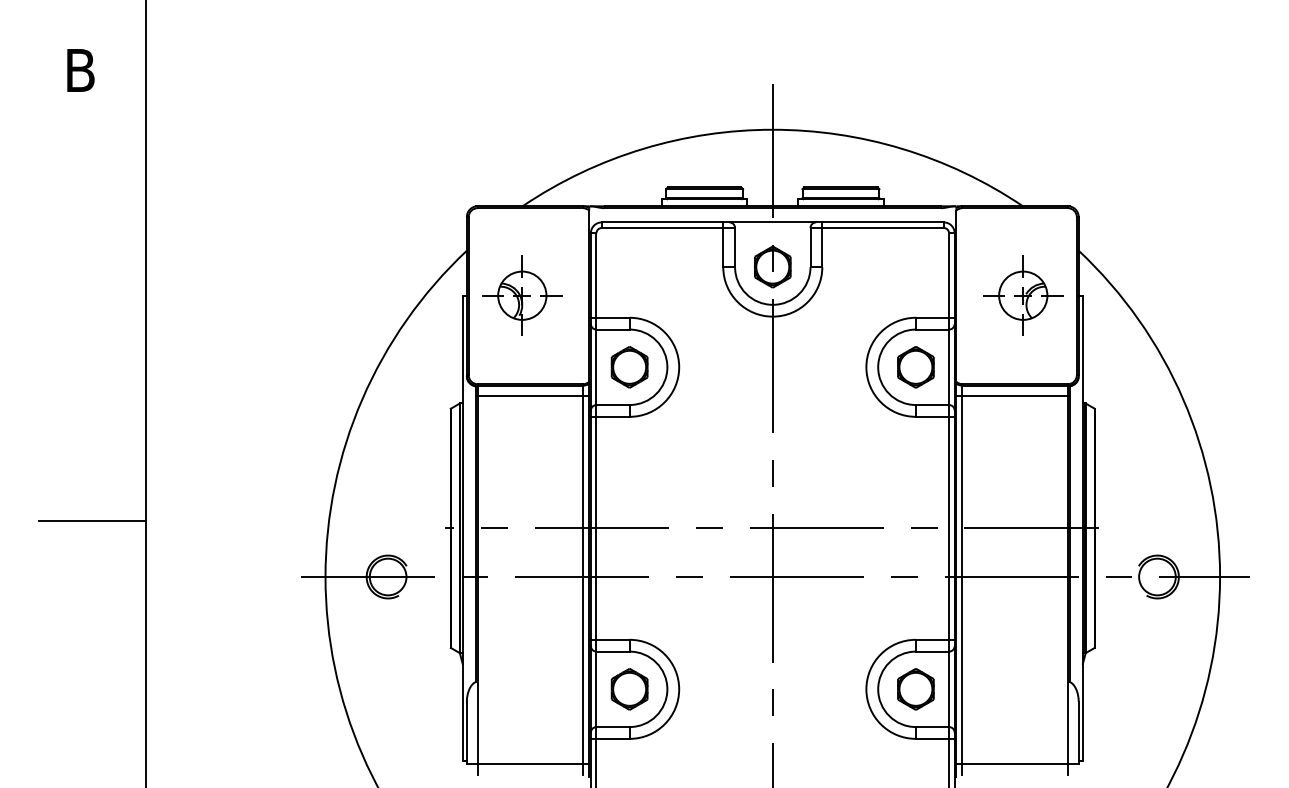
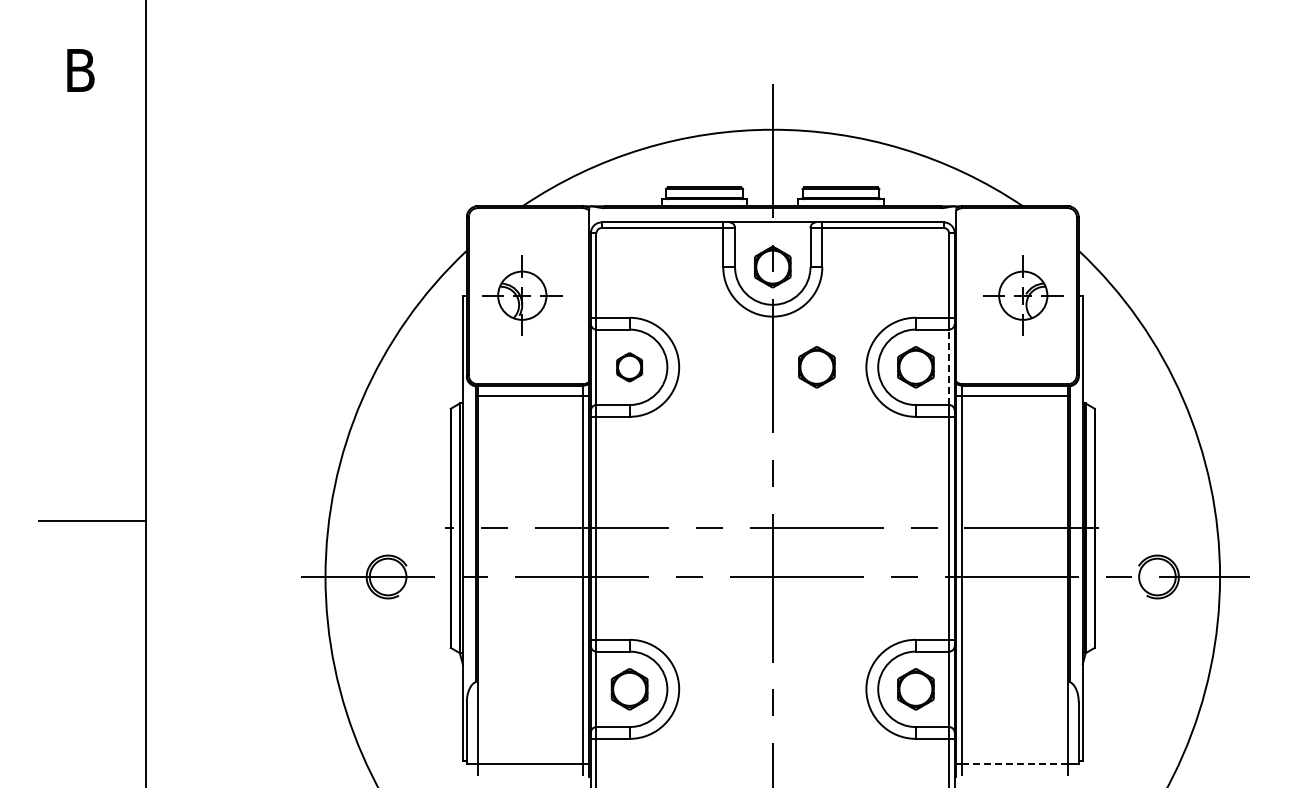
part size: 39x43 px -> 28x31 px (629, 367)
part: none -> present (816, 367)
line: solid -> dashed (949, 367)
line: solid -> dashed (1015, 764)
